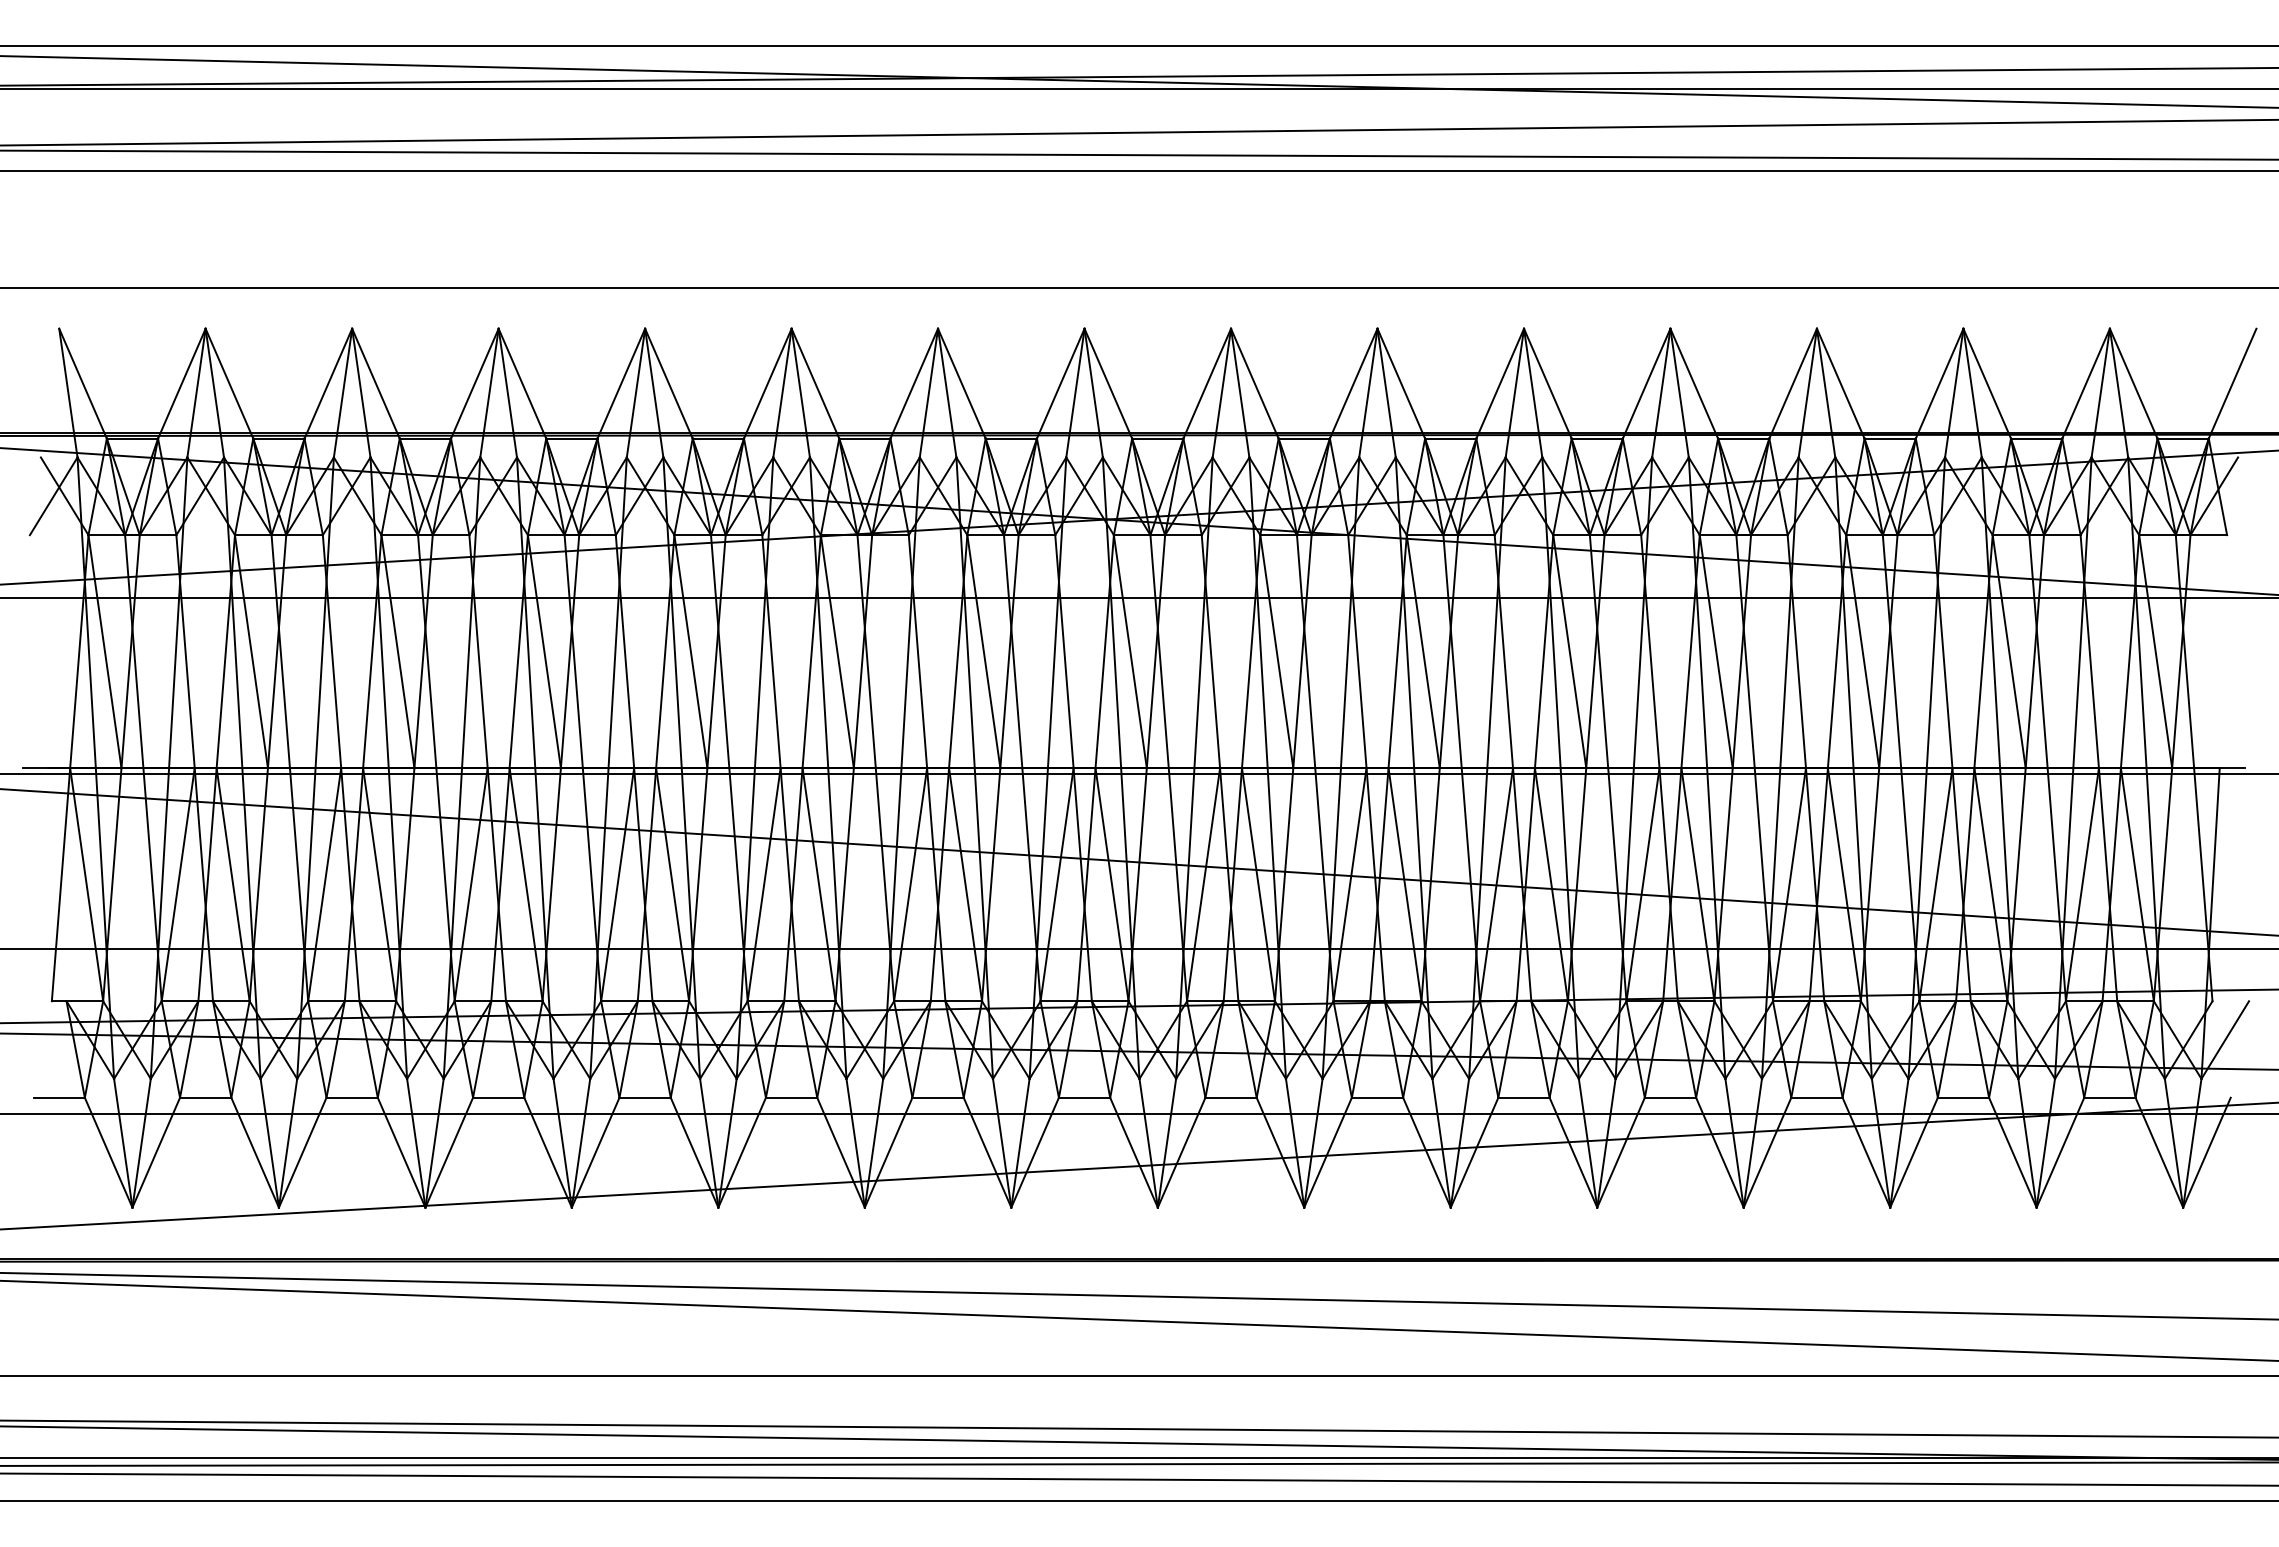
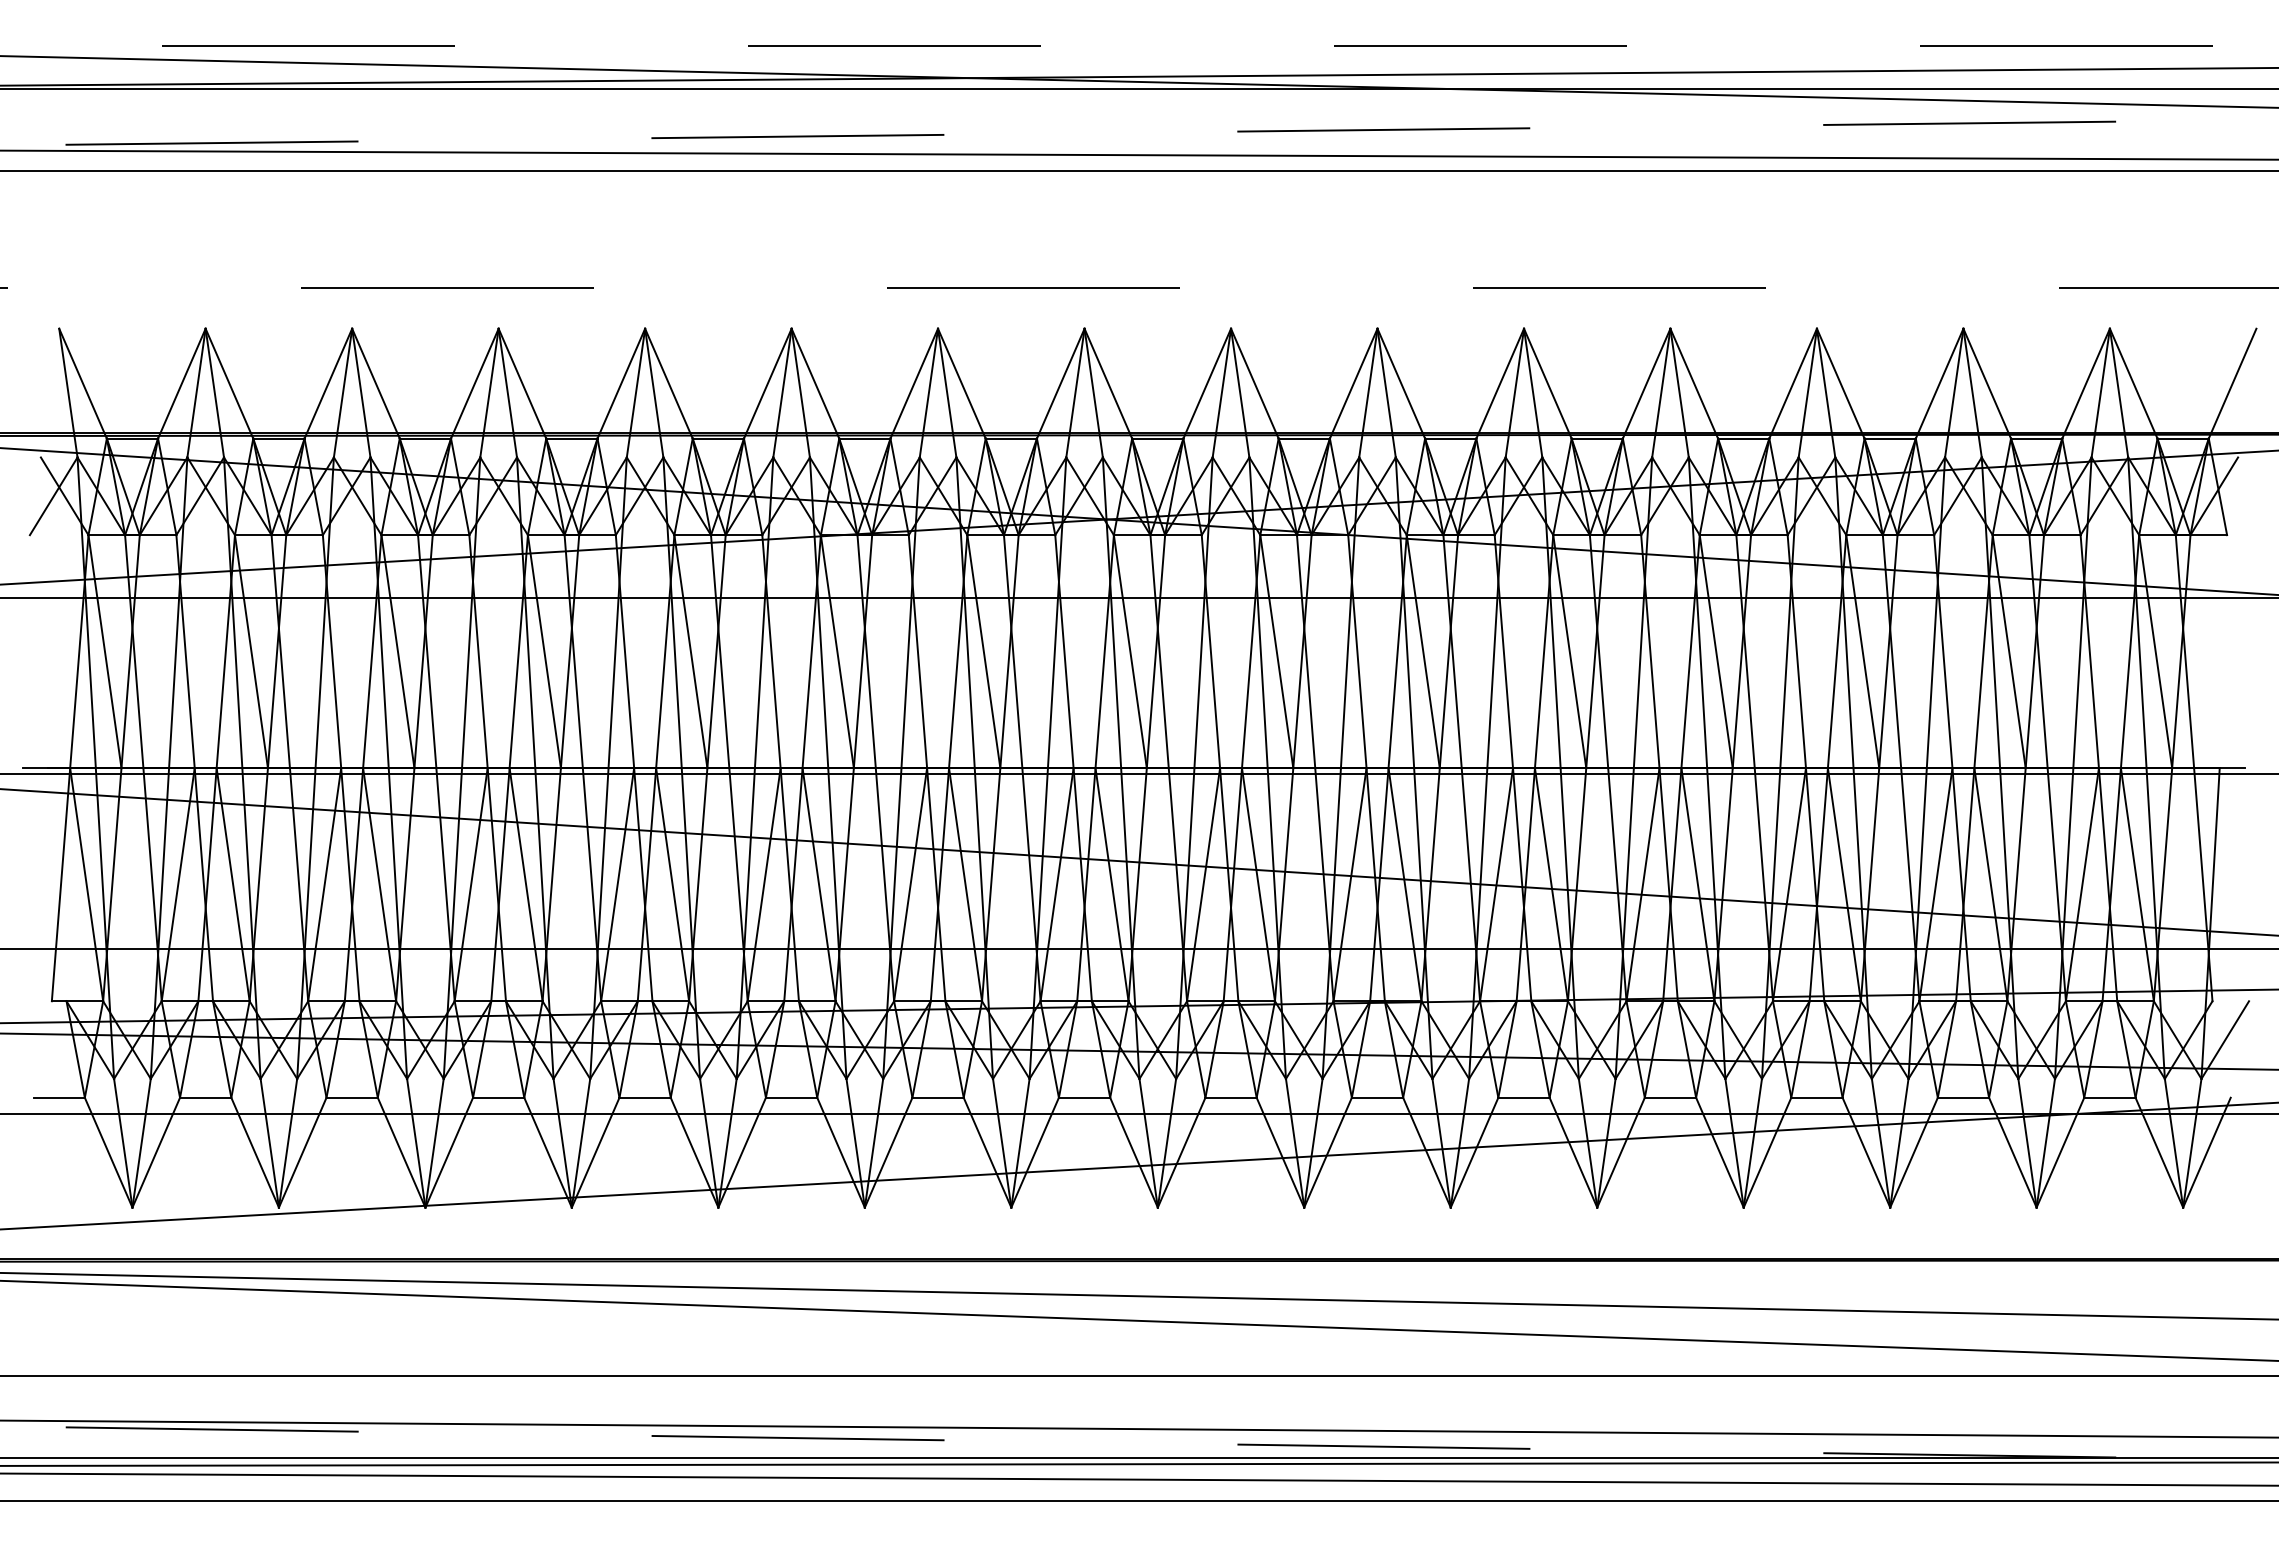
line: solid -> dashed (1140, 46)
line: solid -> dashed (1139, 132)
line: solid -> dashed (1139, 287)
line: solid -> dashed (1139, 1443)
